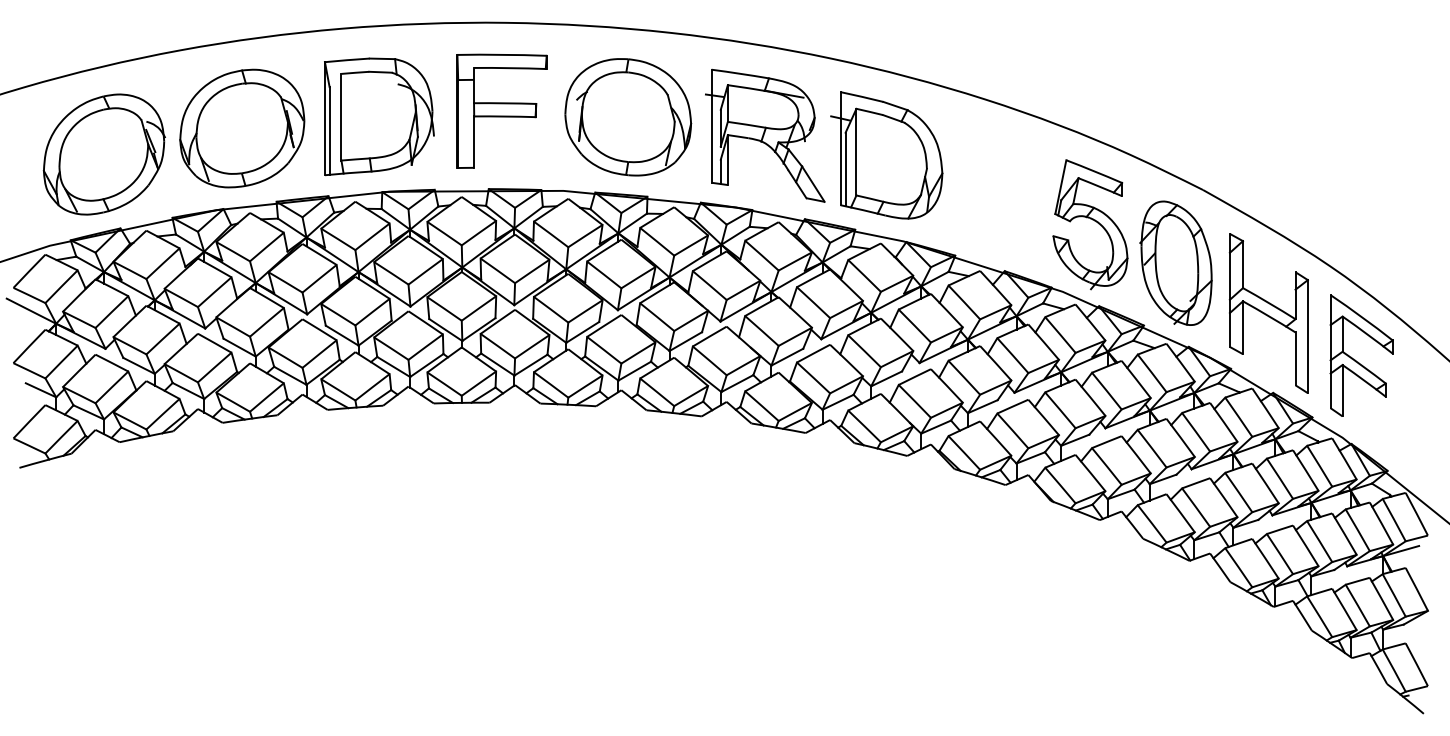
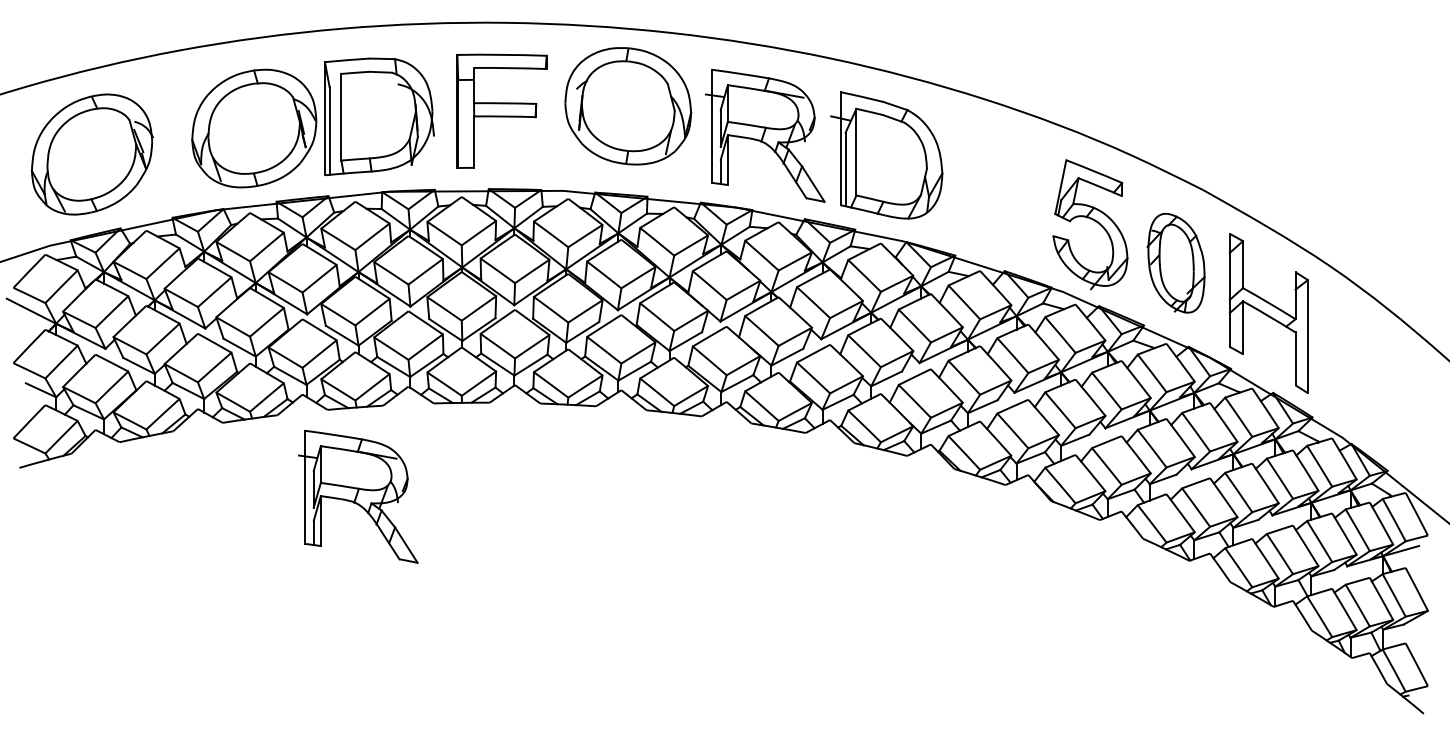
part position: (628, 117) -> (628, 106) (628, 106)
part position: (242, 128) -> (254, 128) (254, 128)
part position: (103, 154) -> (91, 154) (91, 154)
part size: 74x126 px -> 60x102 px (1175, 262)
part: present -> none (1356, 360)
part: none -> present (358, 496)
